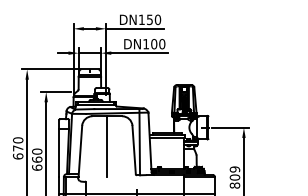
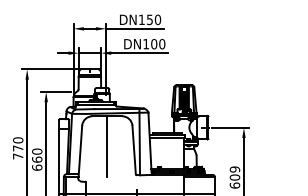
text: 670 -> 770 (18, 156)
text: 809 -> 609 (234, 185)
